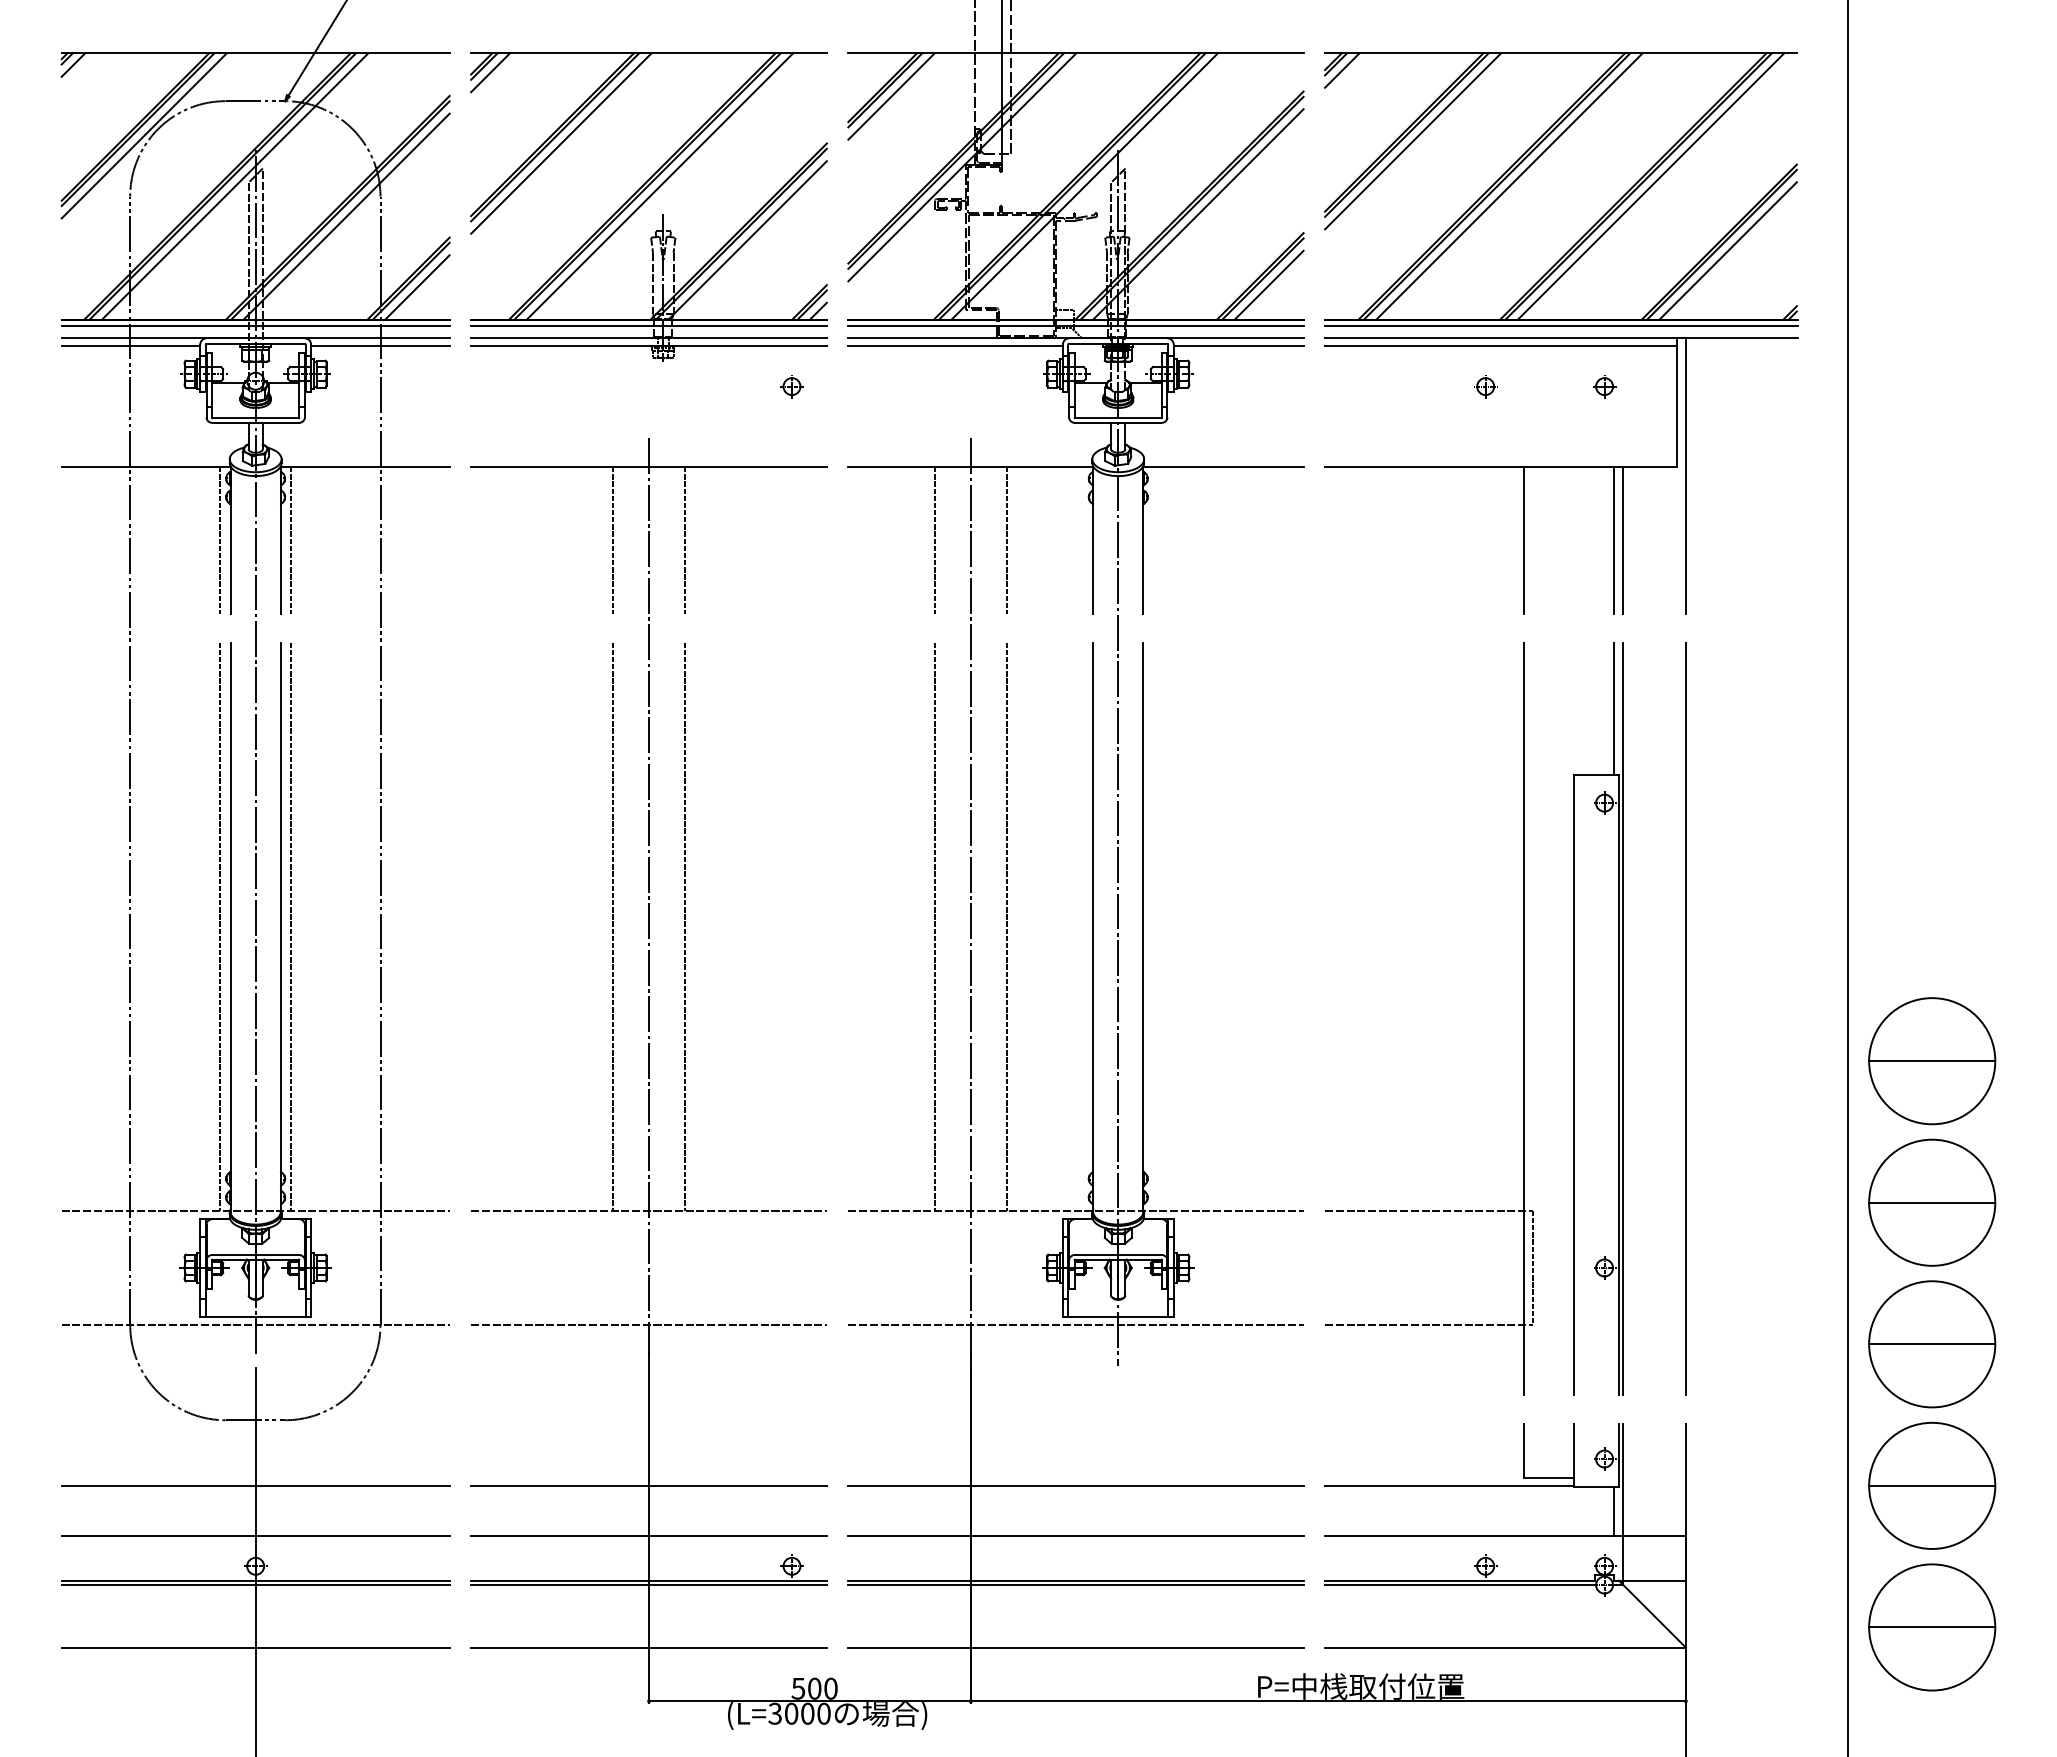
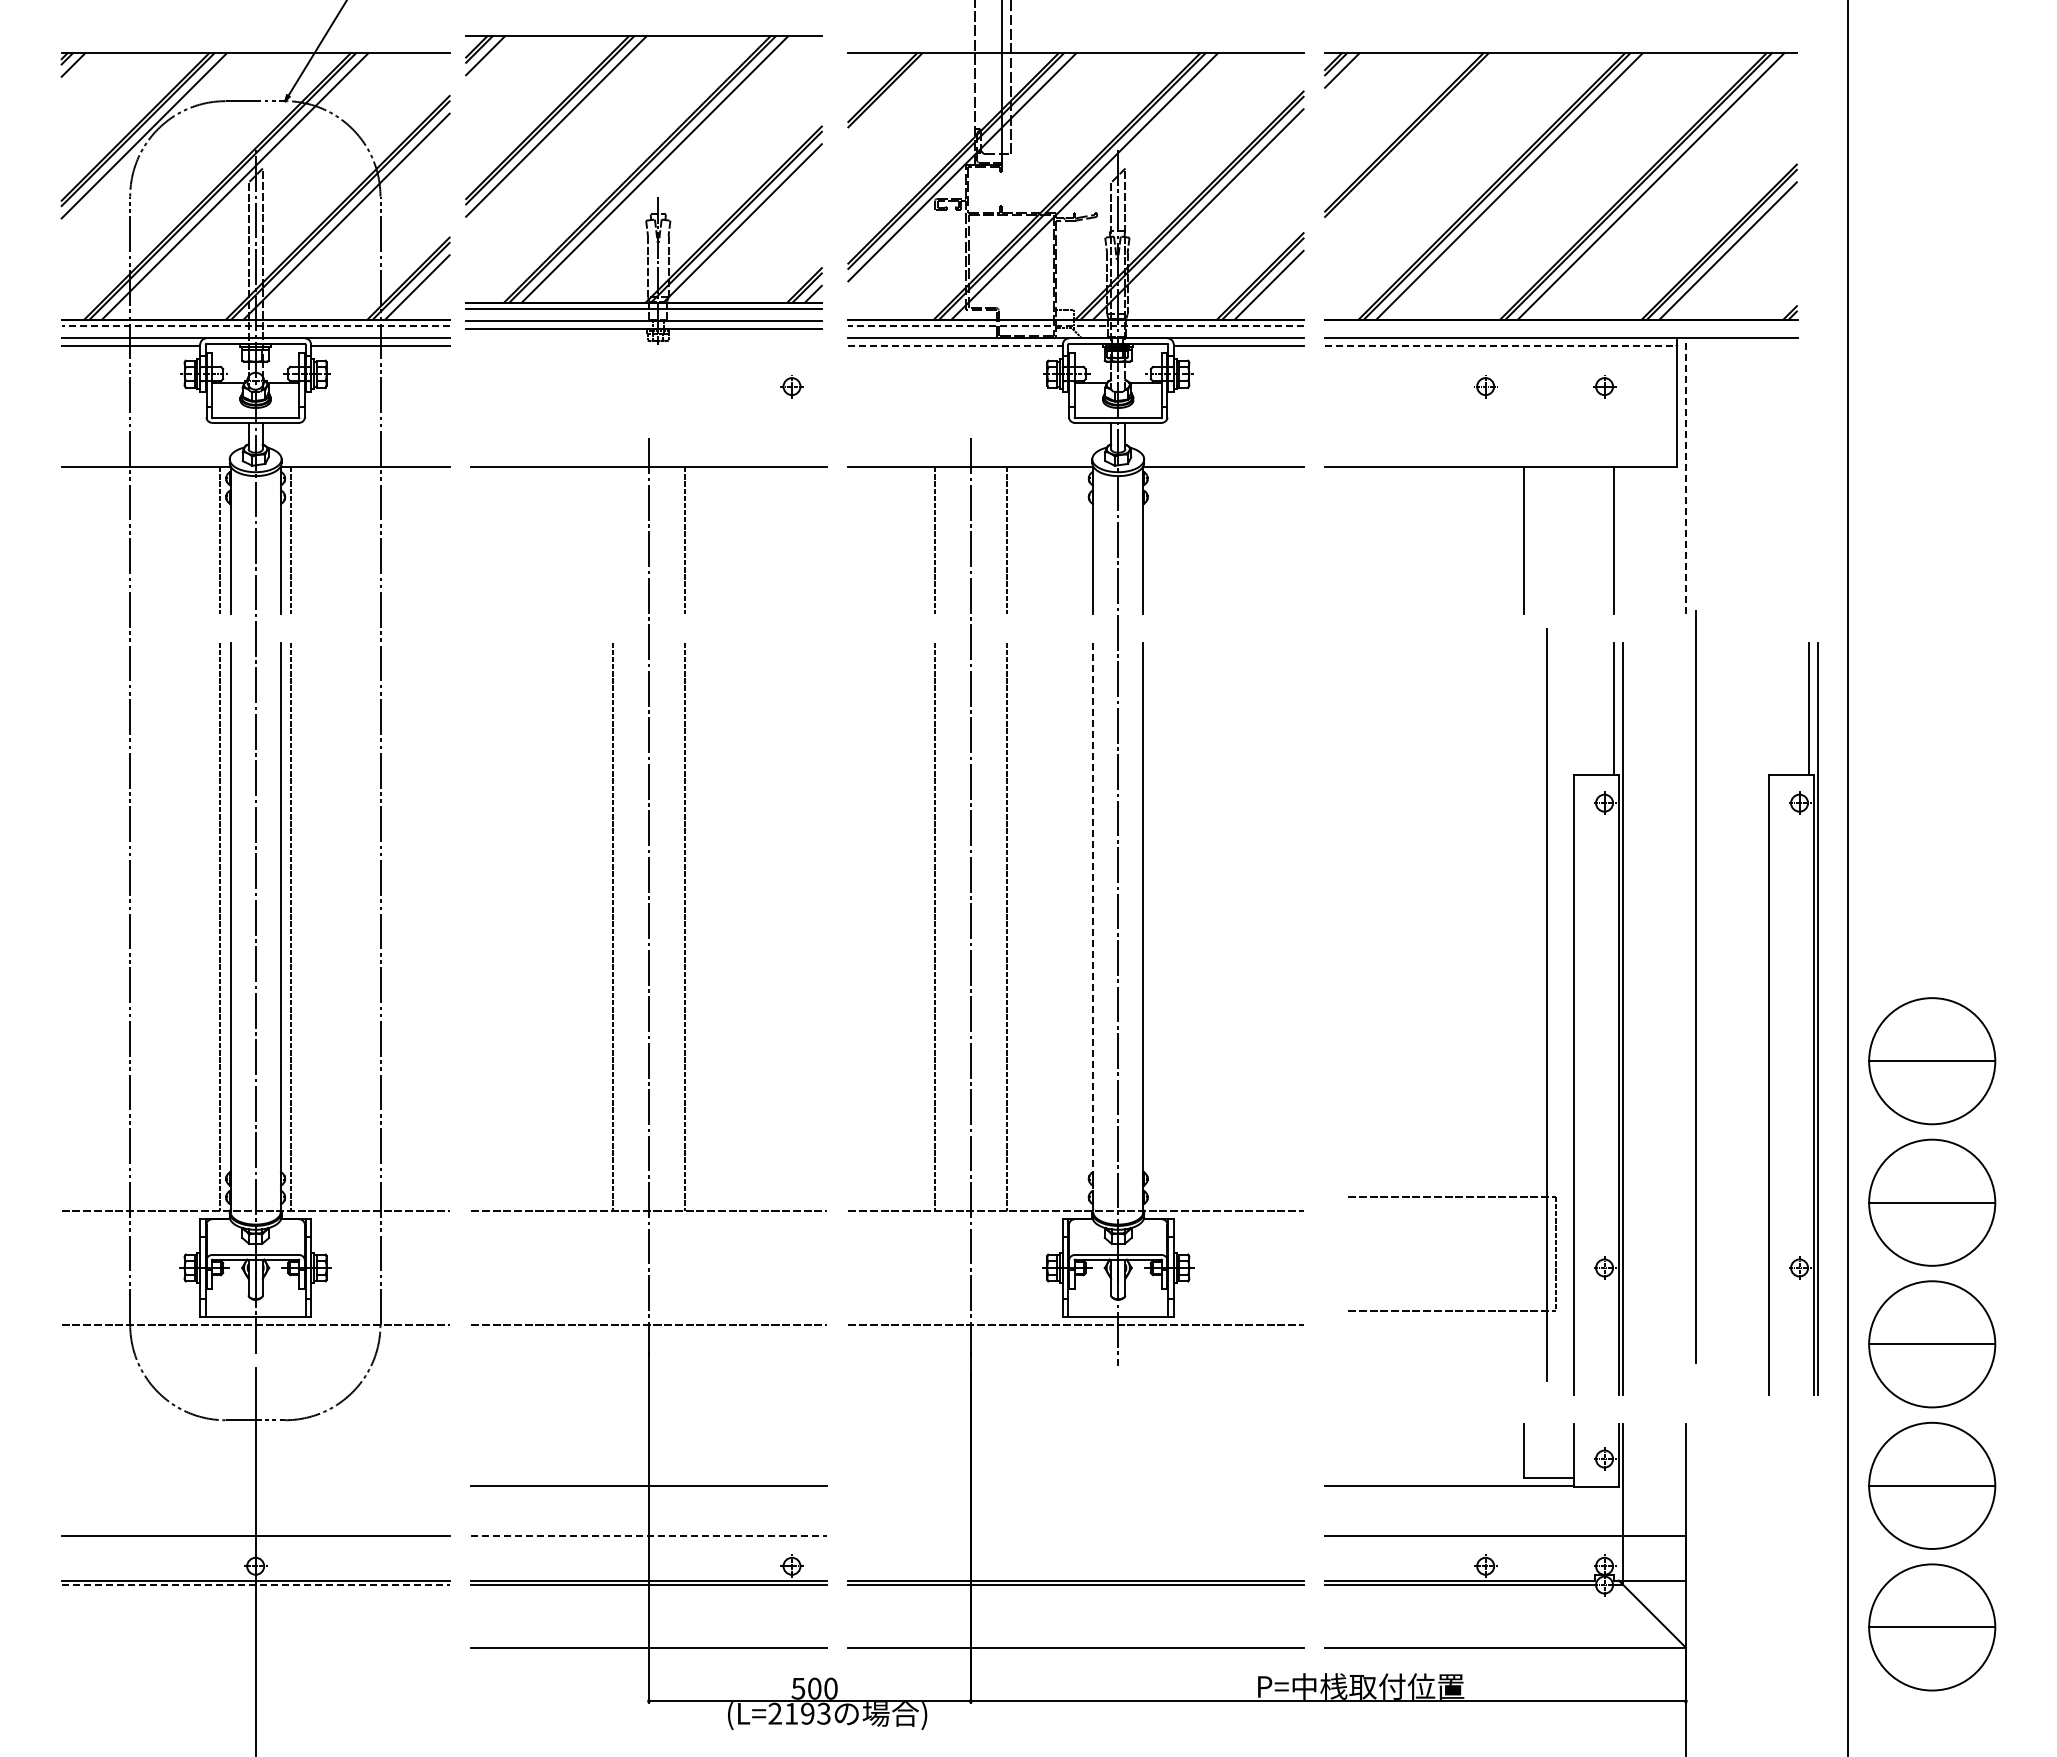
line: present -> none (891, 96)
line: present -> none (1413, 141)
part position: (648, 206) -> (643, 189) (643, 189)
line: solid -> dashed (255, 325)
line: solid -> dashed (1075, 325)
line: present -> none (1561, 325)
line: solid -> dashed (956, 345)
line: solid -> dashed (1501, 345)
line: solid -> dashed (1685, 476)
line: present -> none (613, 540)
line: present -> none (1623, 540)
line: solid -> dashed (1093, 927)
part position: (1523, 1018) -> (1546, 1004) (1546, 1004)
line position: (1685, 1018) -> (1695, 986) (1695, 986)
part: none -> present (1813, 1018)
line: present -> none (255, 1486)
line: present -> none (1075, 1486)
line: present -> none (1613, 1510)
line: solid -> dashed (649, 1535)
line: present -> none (1075, 1535)
line: solid -> dashed (255, 1585)
line: present -> none (255, 1647)
text: (L=3000 -> (L=2193 (799, 1713)
